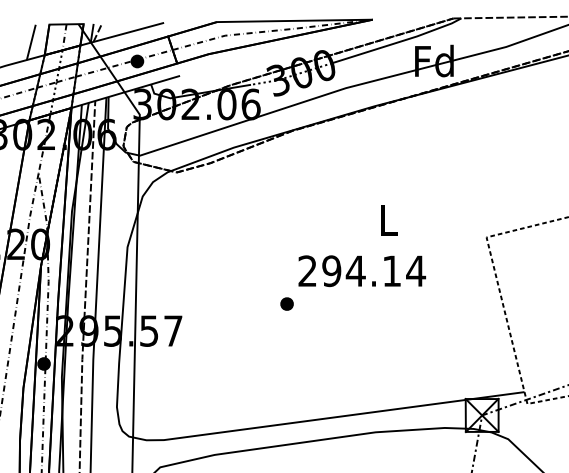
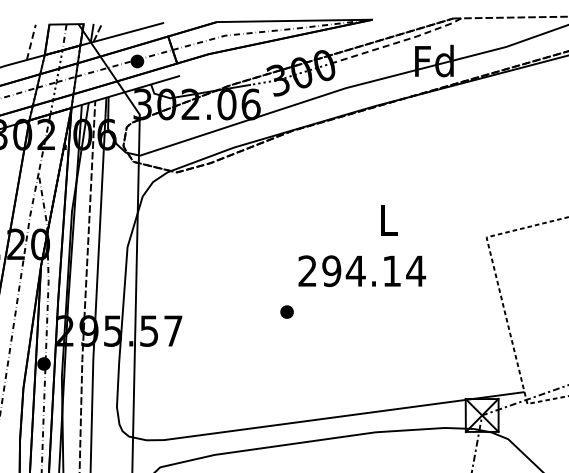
line: solid -> dashed (31, 41)
line: solid -> dashed (398, 42)
part position: (286, 303) -> (286, 311) (286, 311)
